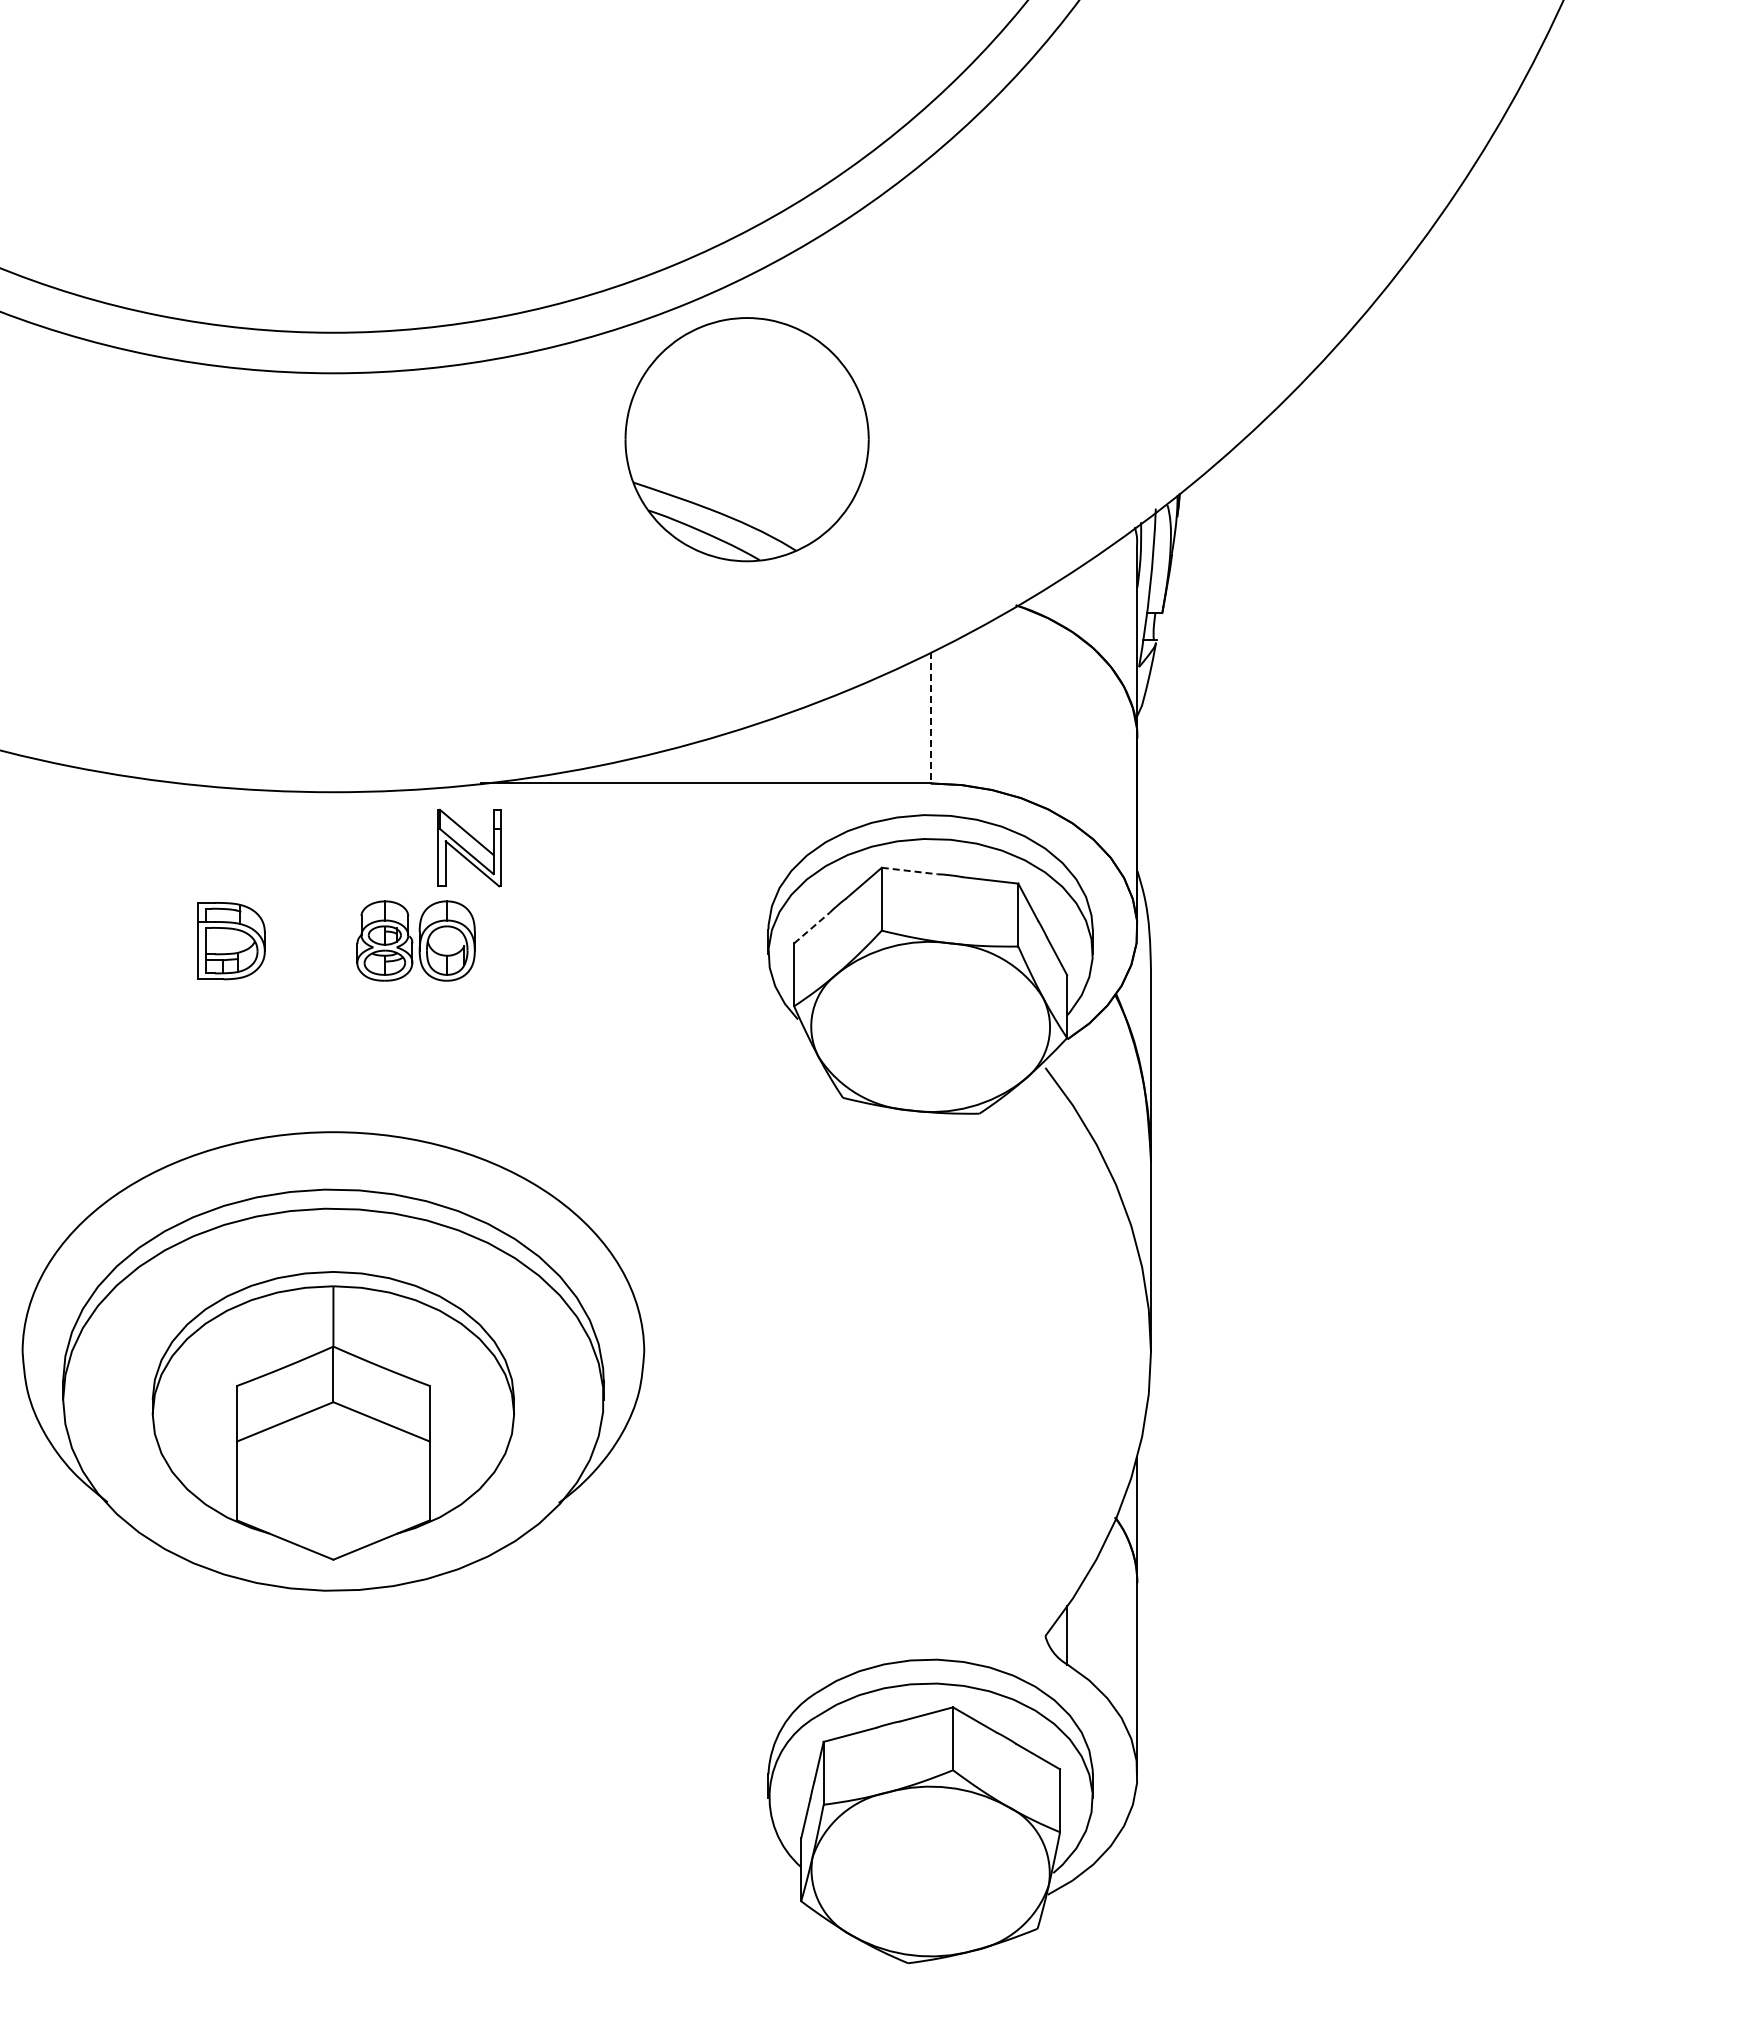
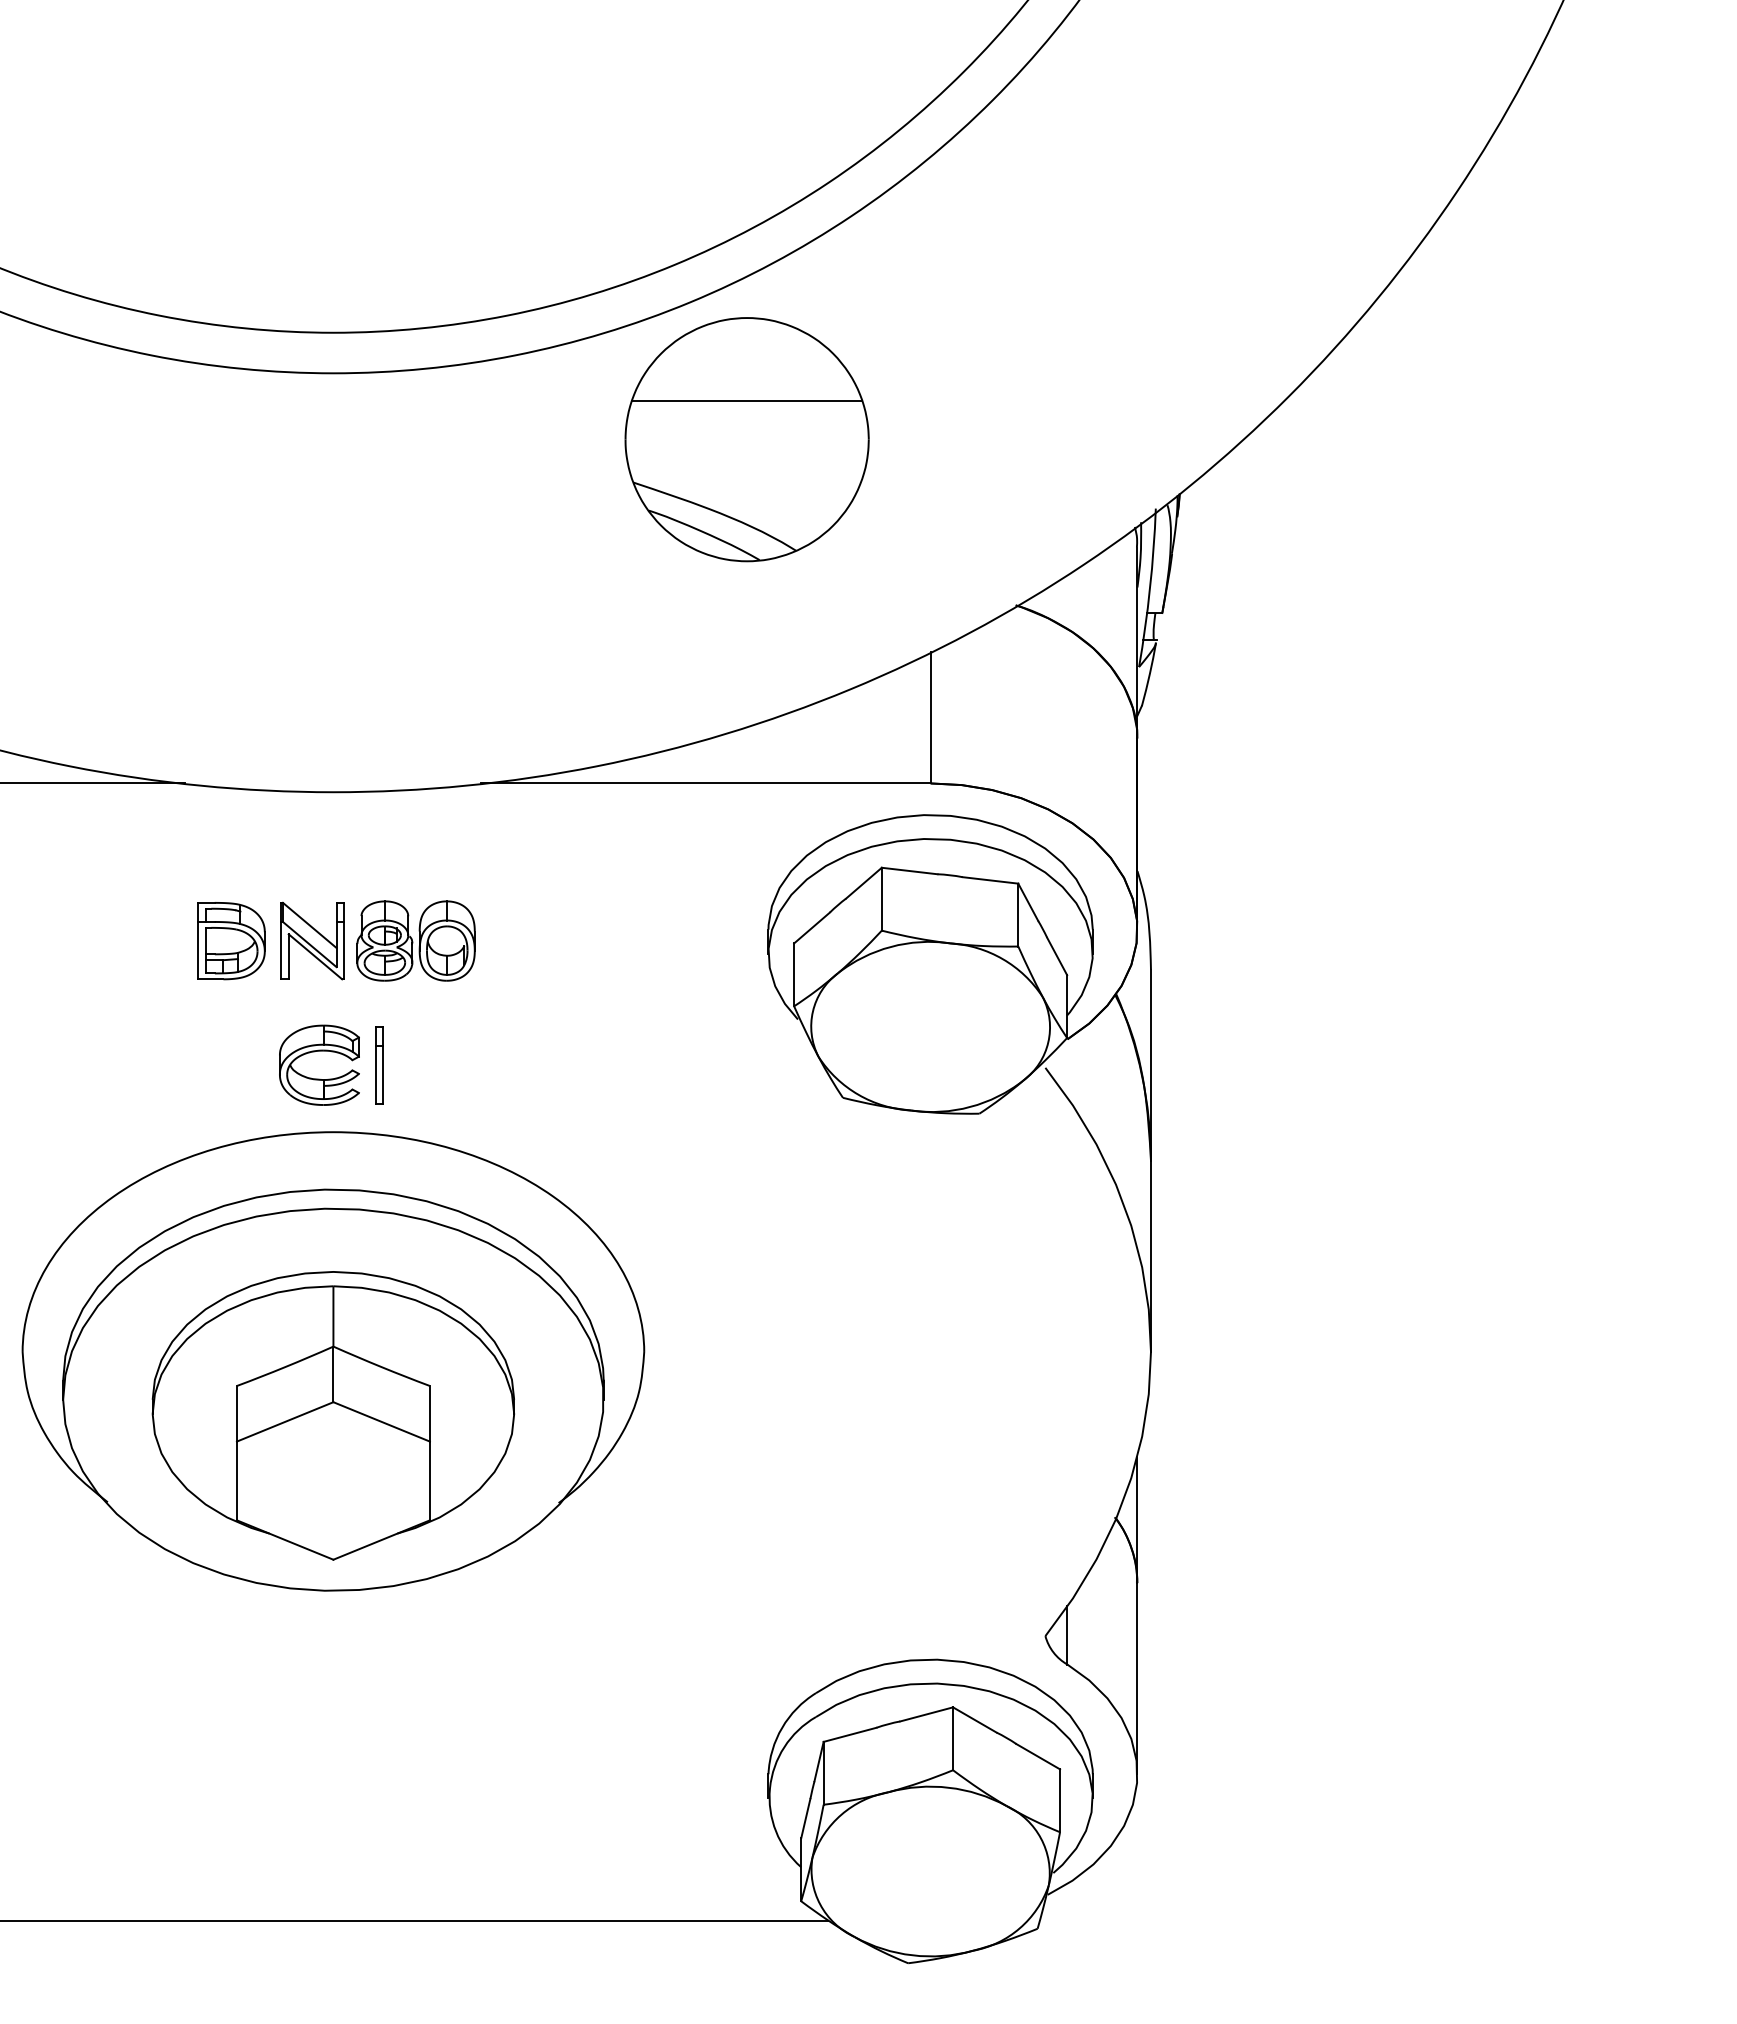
line: none -> present (746, 401)
line: dashed -> solid (930, 717)
line: none -> present (93, 783)
part position: (469, 847) -> (312, 940) (312, 940)
line: dashed -> solid (910, 871)
line: dashed -> solid (812, 928)
part: none -> present (319, 1051)
part: none -> present (379, 1065)
line: none -> present (415, 1920)
